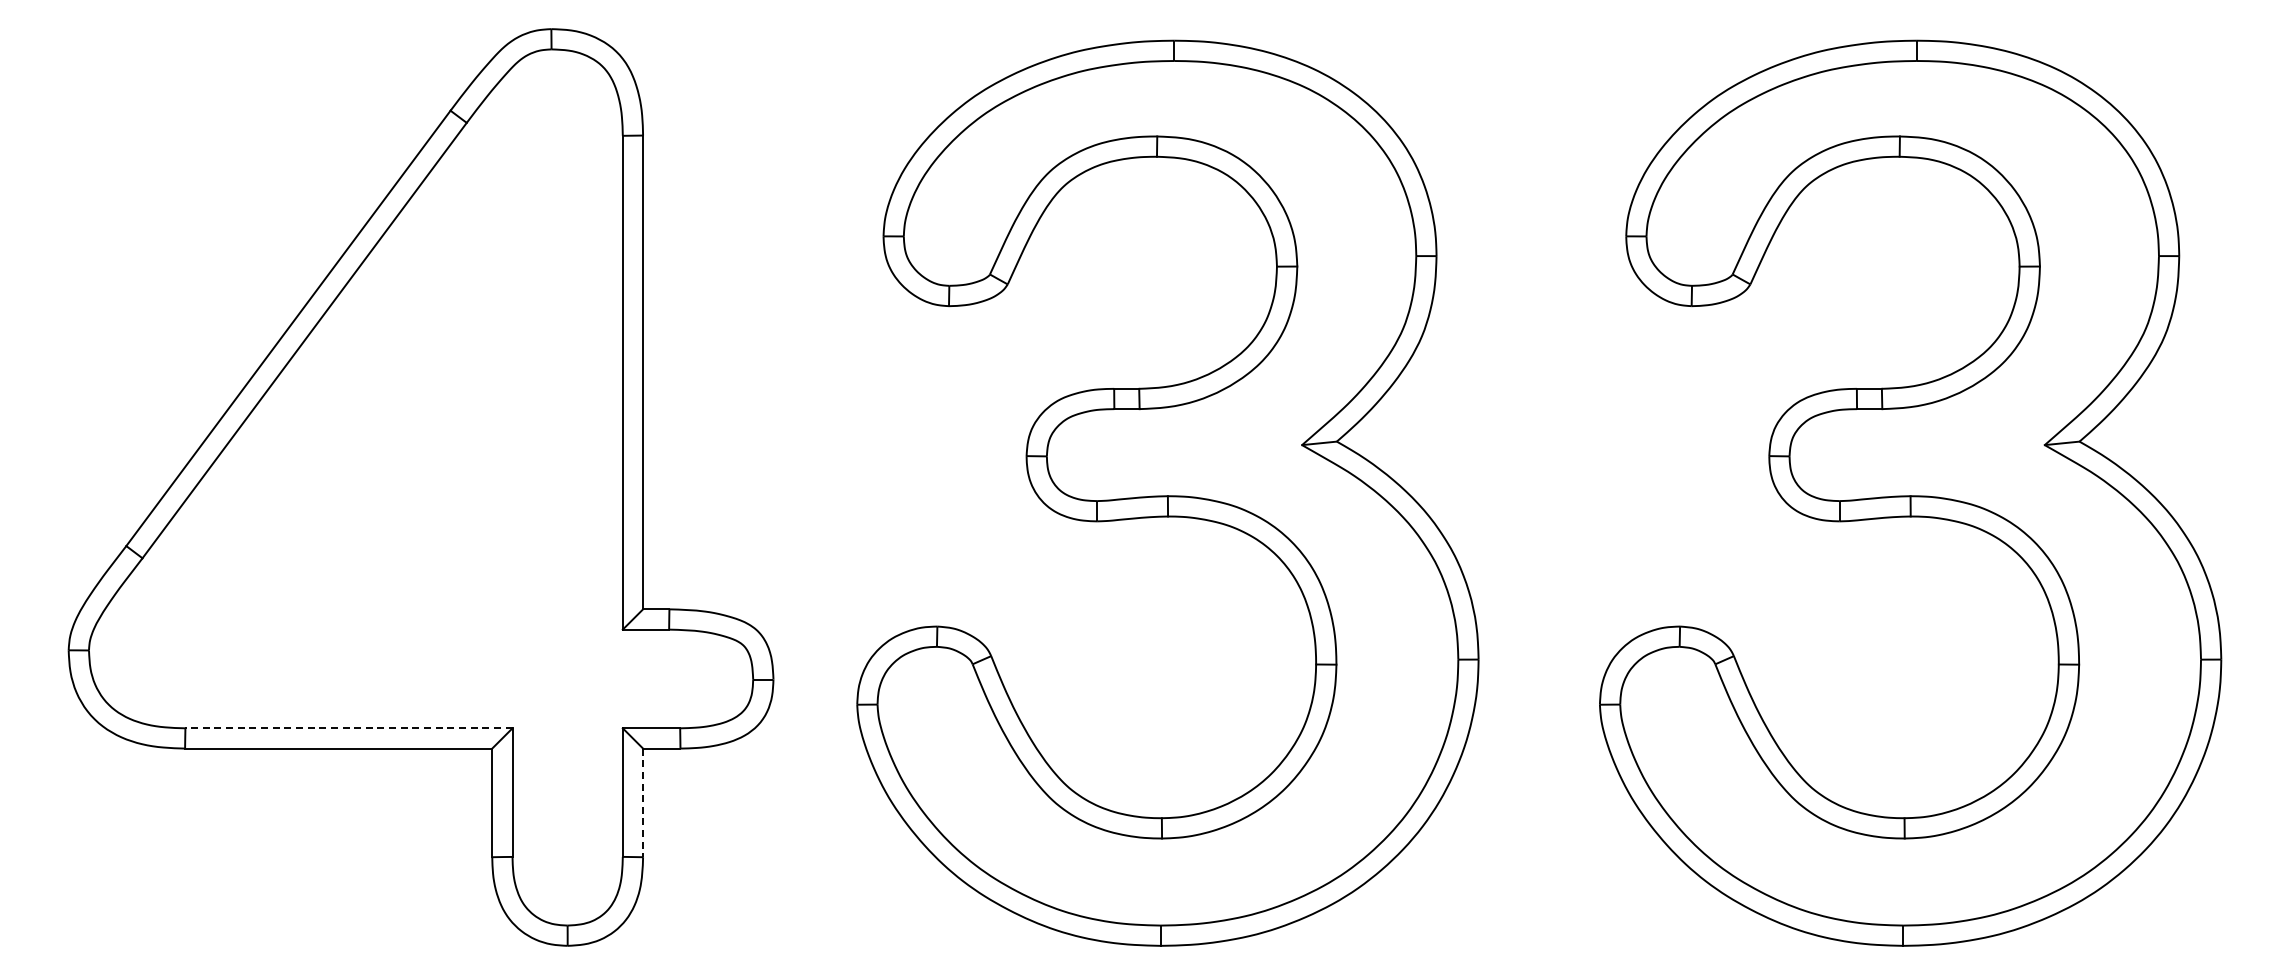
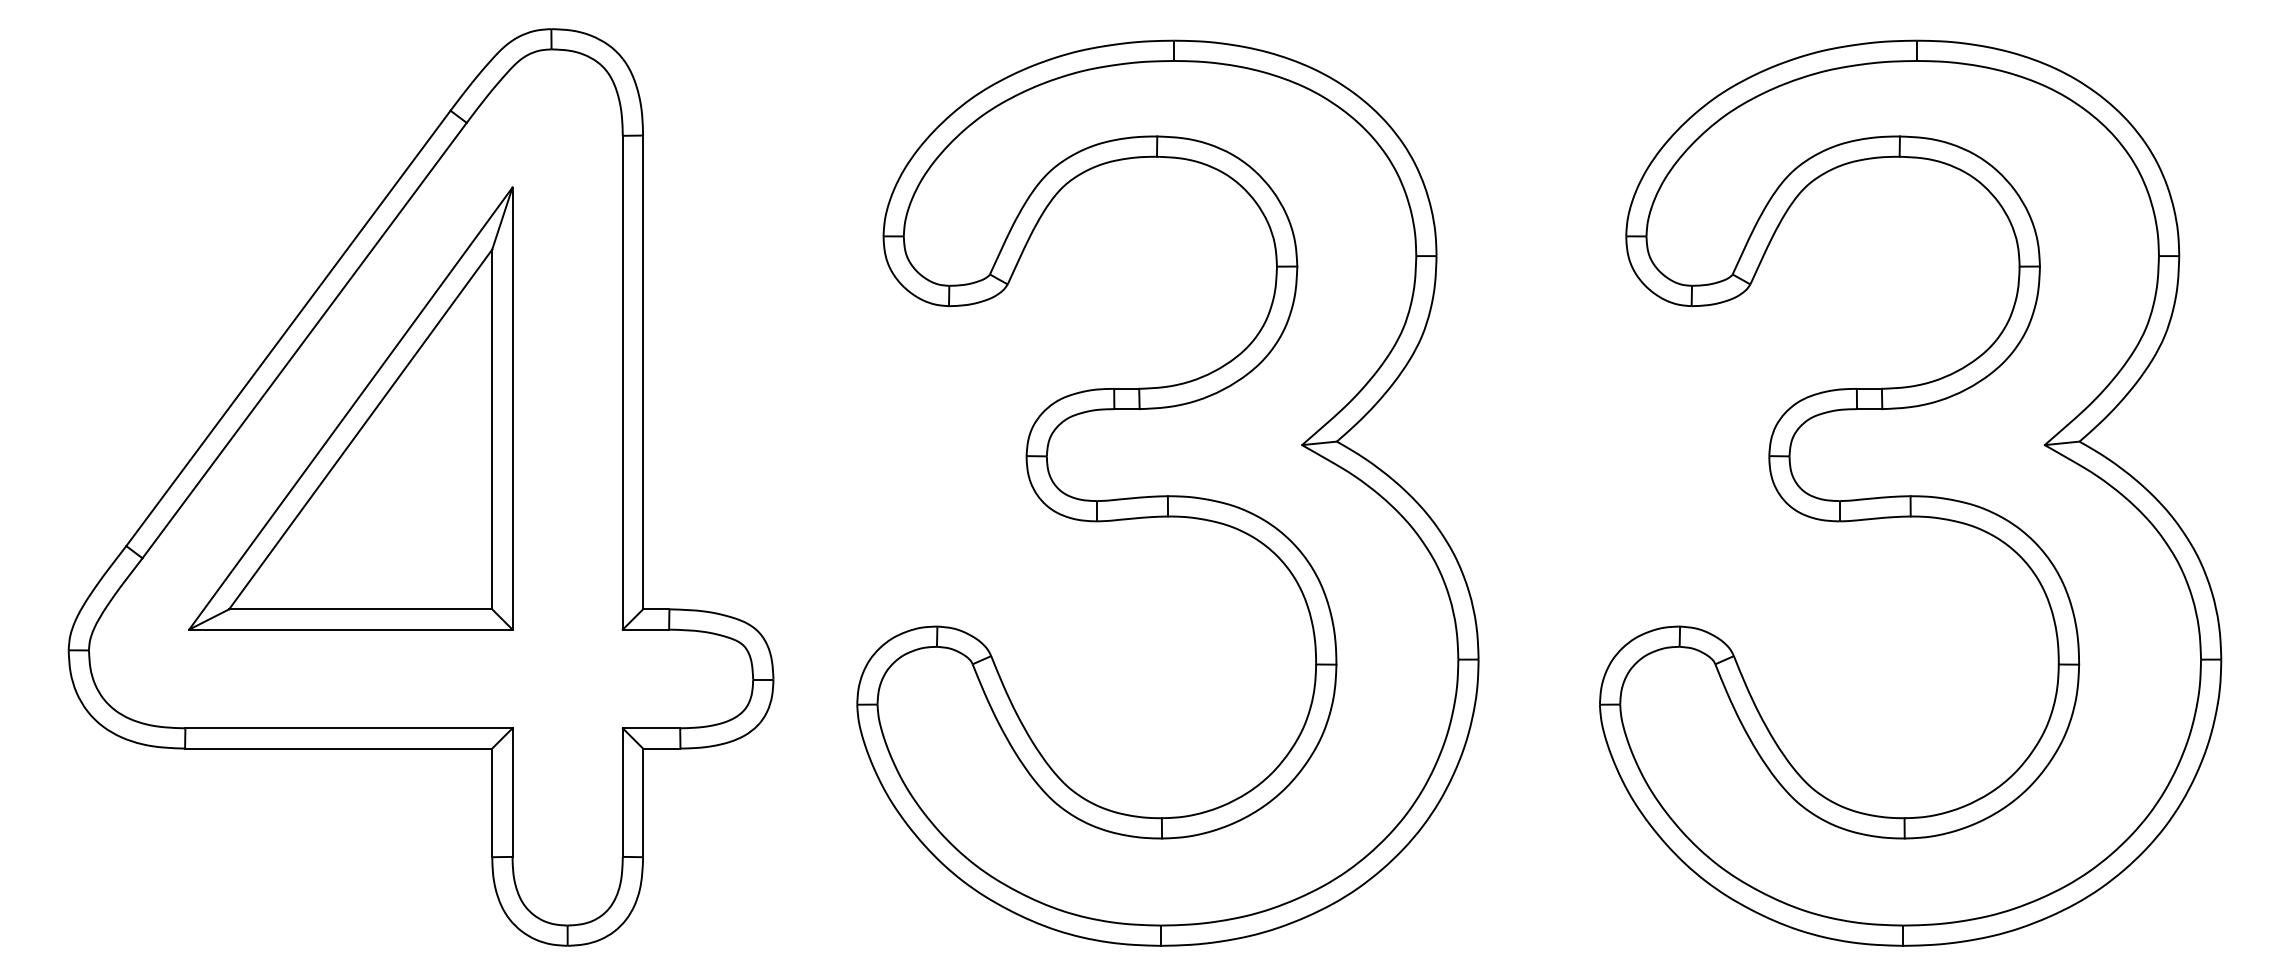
part: none -> present (350, 408)
line: dashed -> solid (348, 728)
line: dashed -> solid (643, 803)
